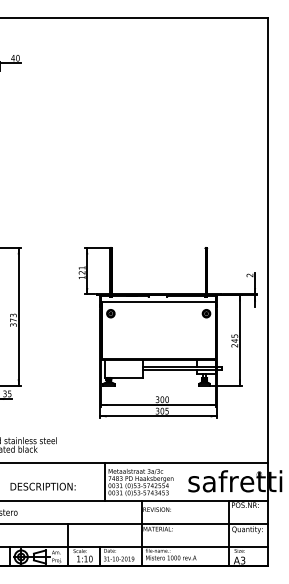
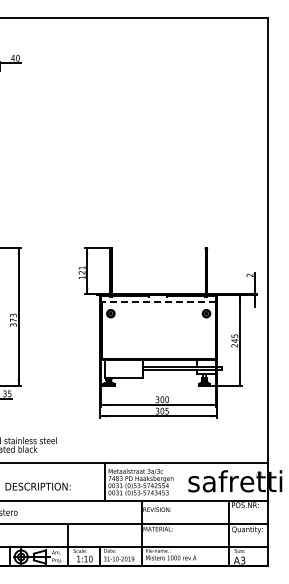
line: solid -> dashed (158, 301)
text position: (42, 486) -> (37, 486) (37, 486)
